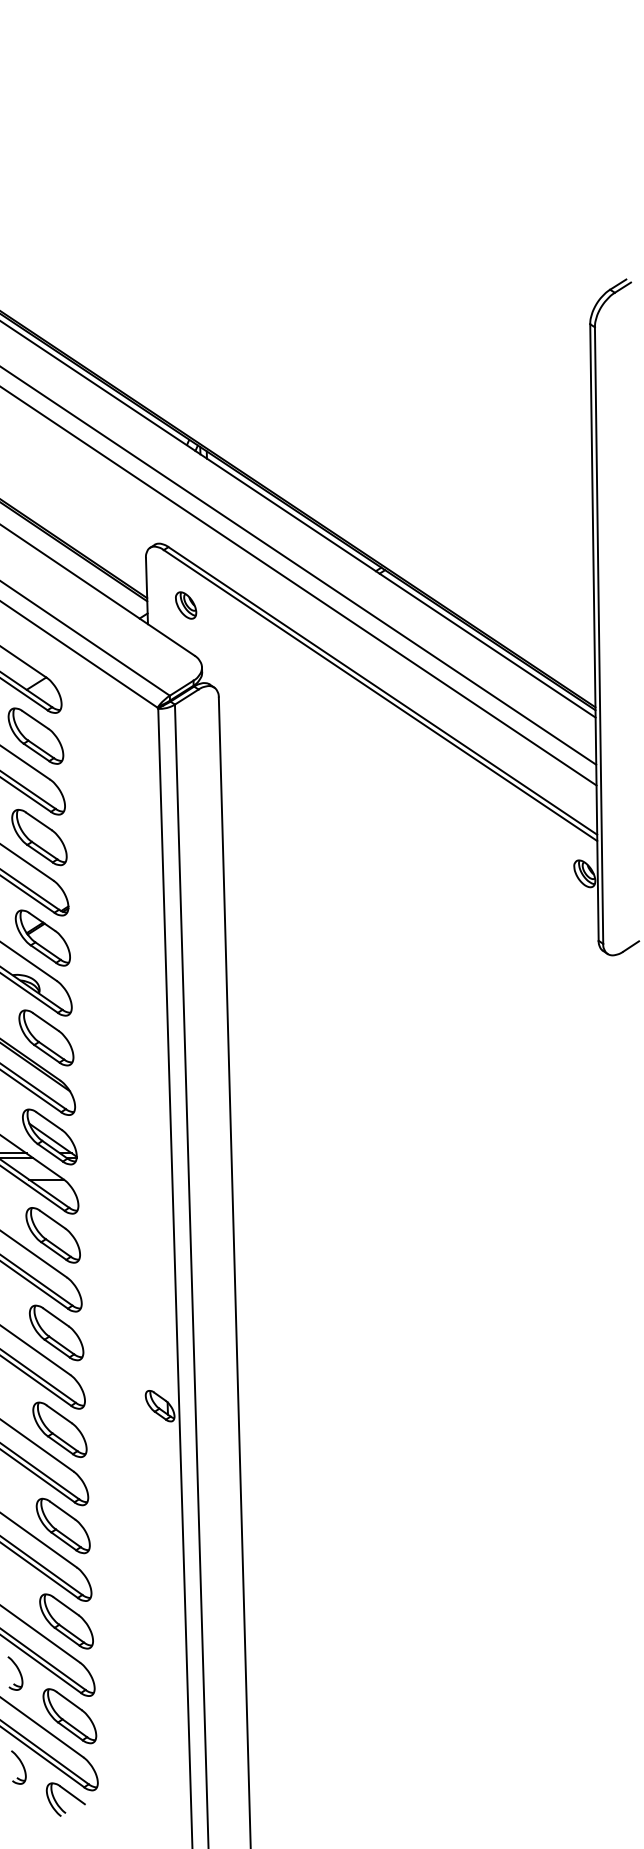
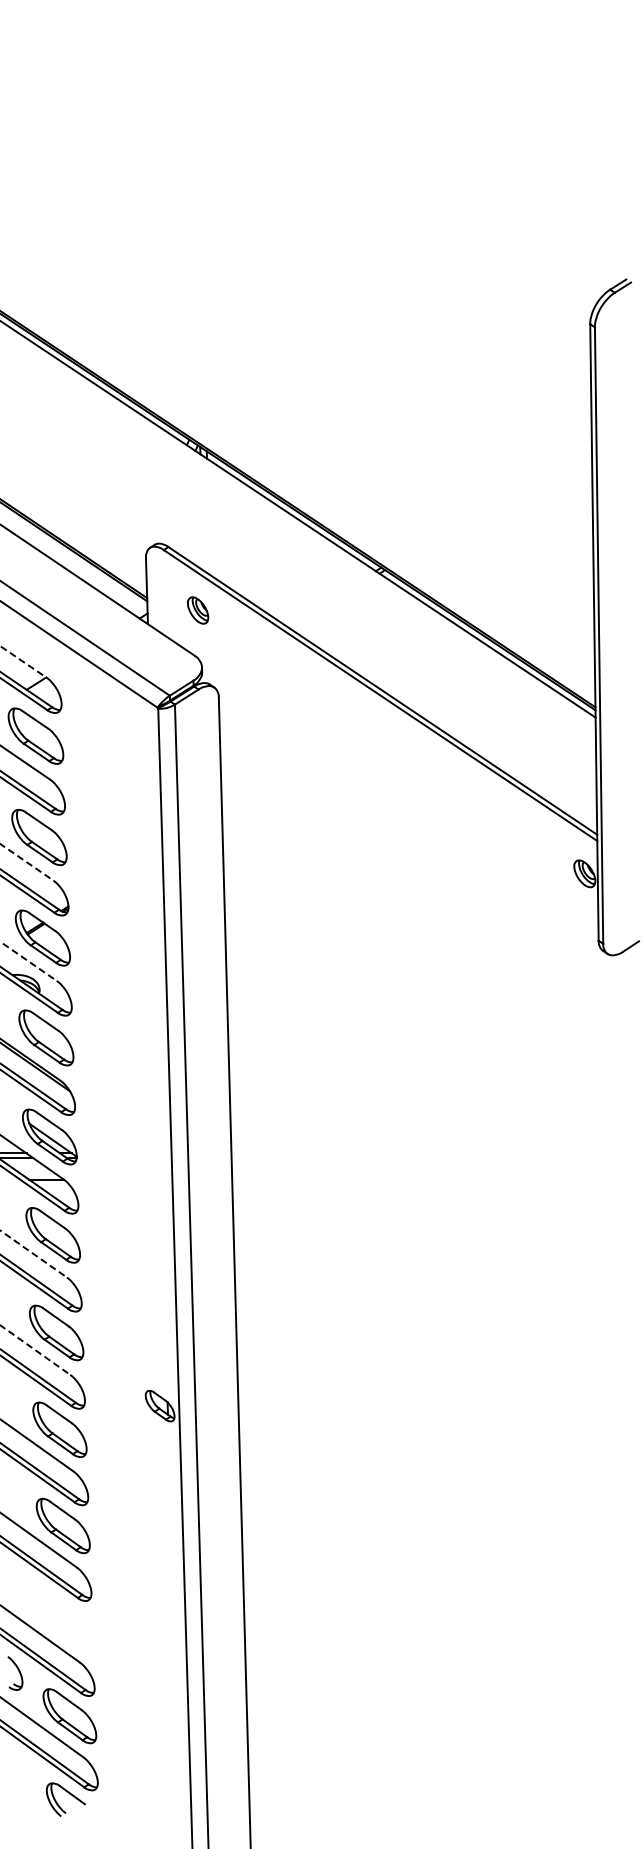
line: present -> none (299, 565)
line: present -> none (299, 586)
part position: (186, 605) -> (198, 610) (198, 610)
line: solid -> dashed (23, 661)
line: solid -> dashed (27, 862)
line: solid -> dashed (28, 961)
line: solid -> dashed (34, 1254)
line: solid -> dashed (35, 1350)
part: present -> none (66, 1621)
part: present -> none (18, 1767)
